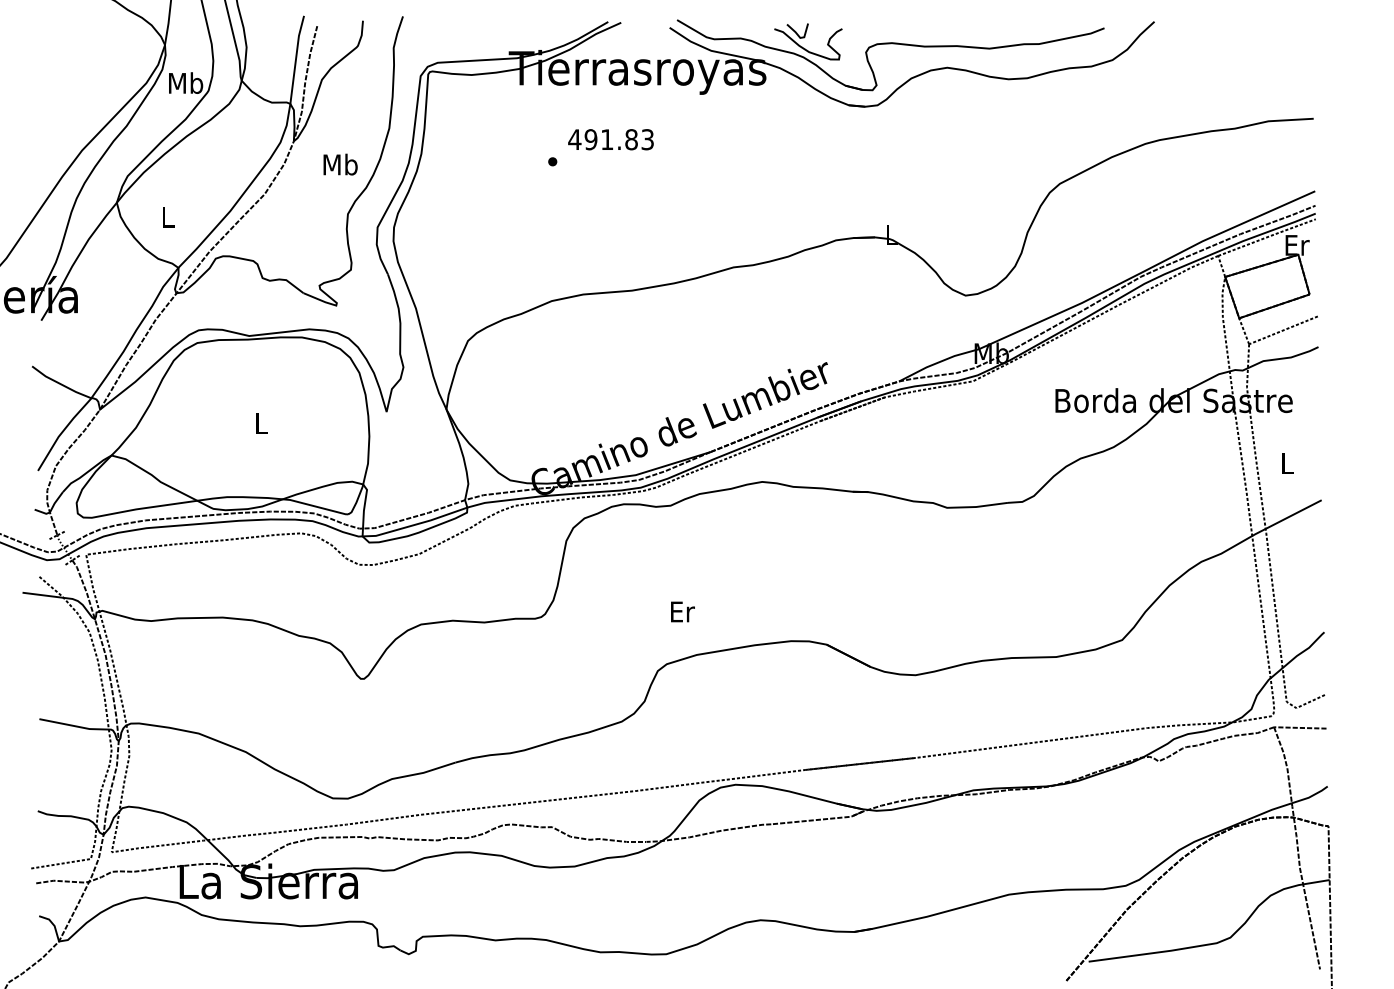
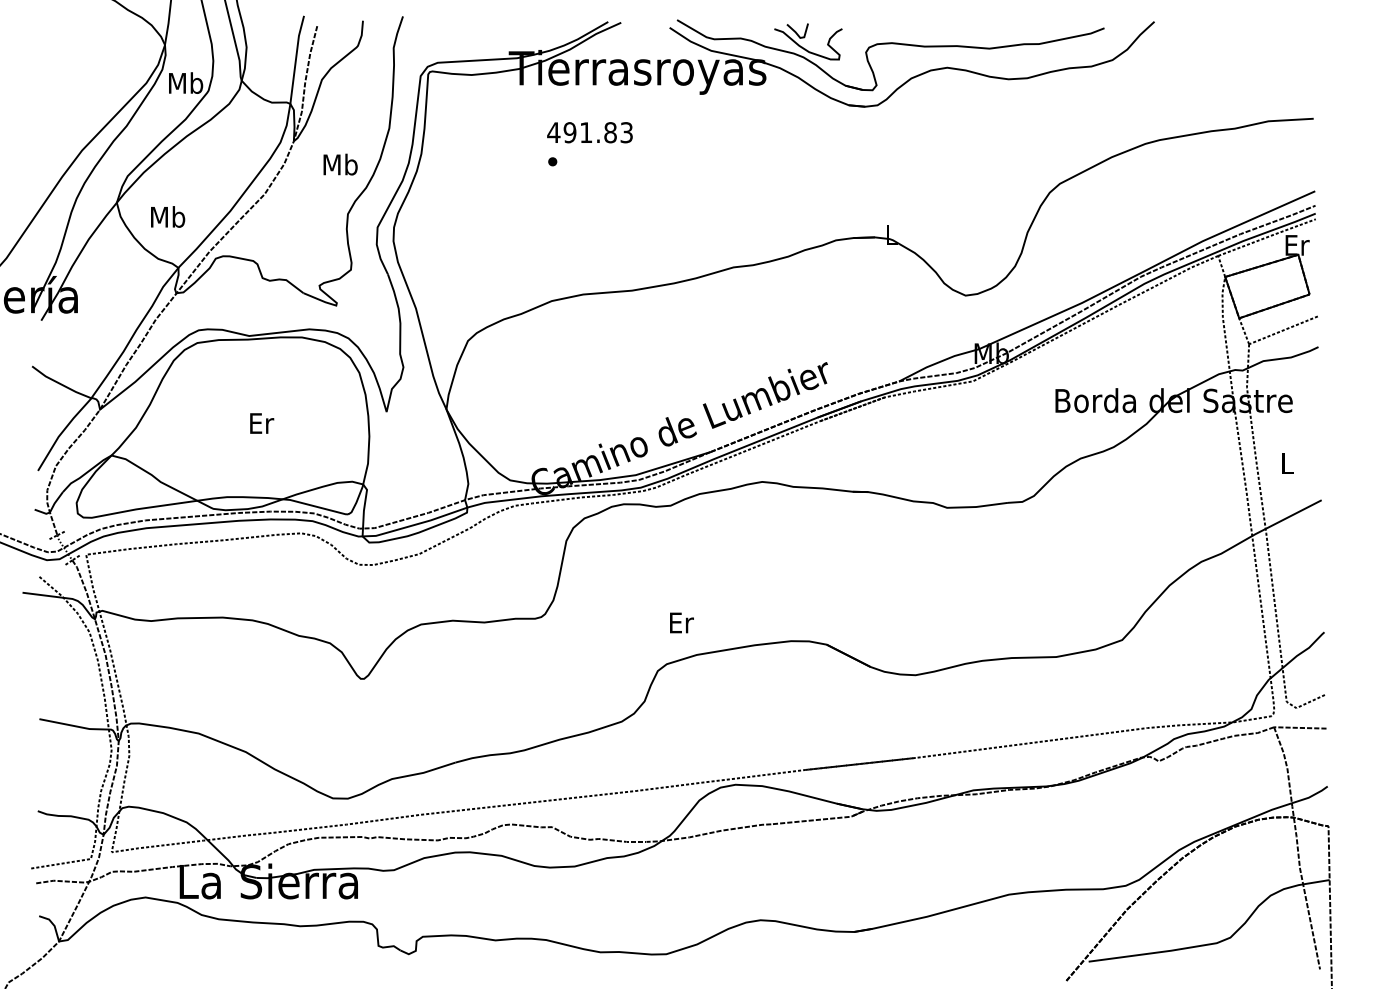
text position: (610, 139) -> (589, 132) (589, 132)
text: L -> Mb (168, 216)
text: L -> Er (262, 423)
text position: (682, 611) -> (681, 622) (681, 622)
